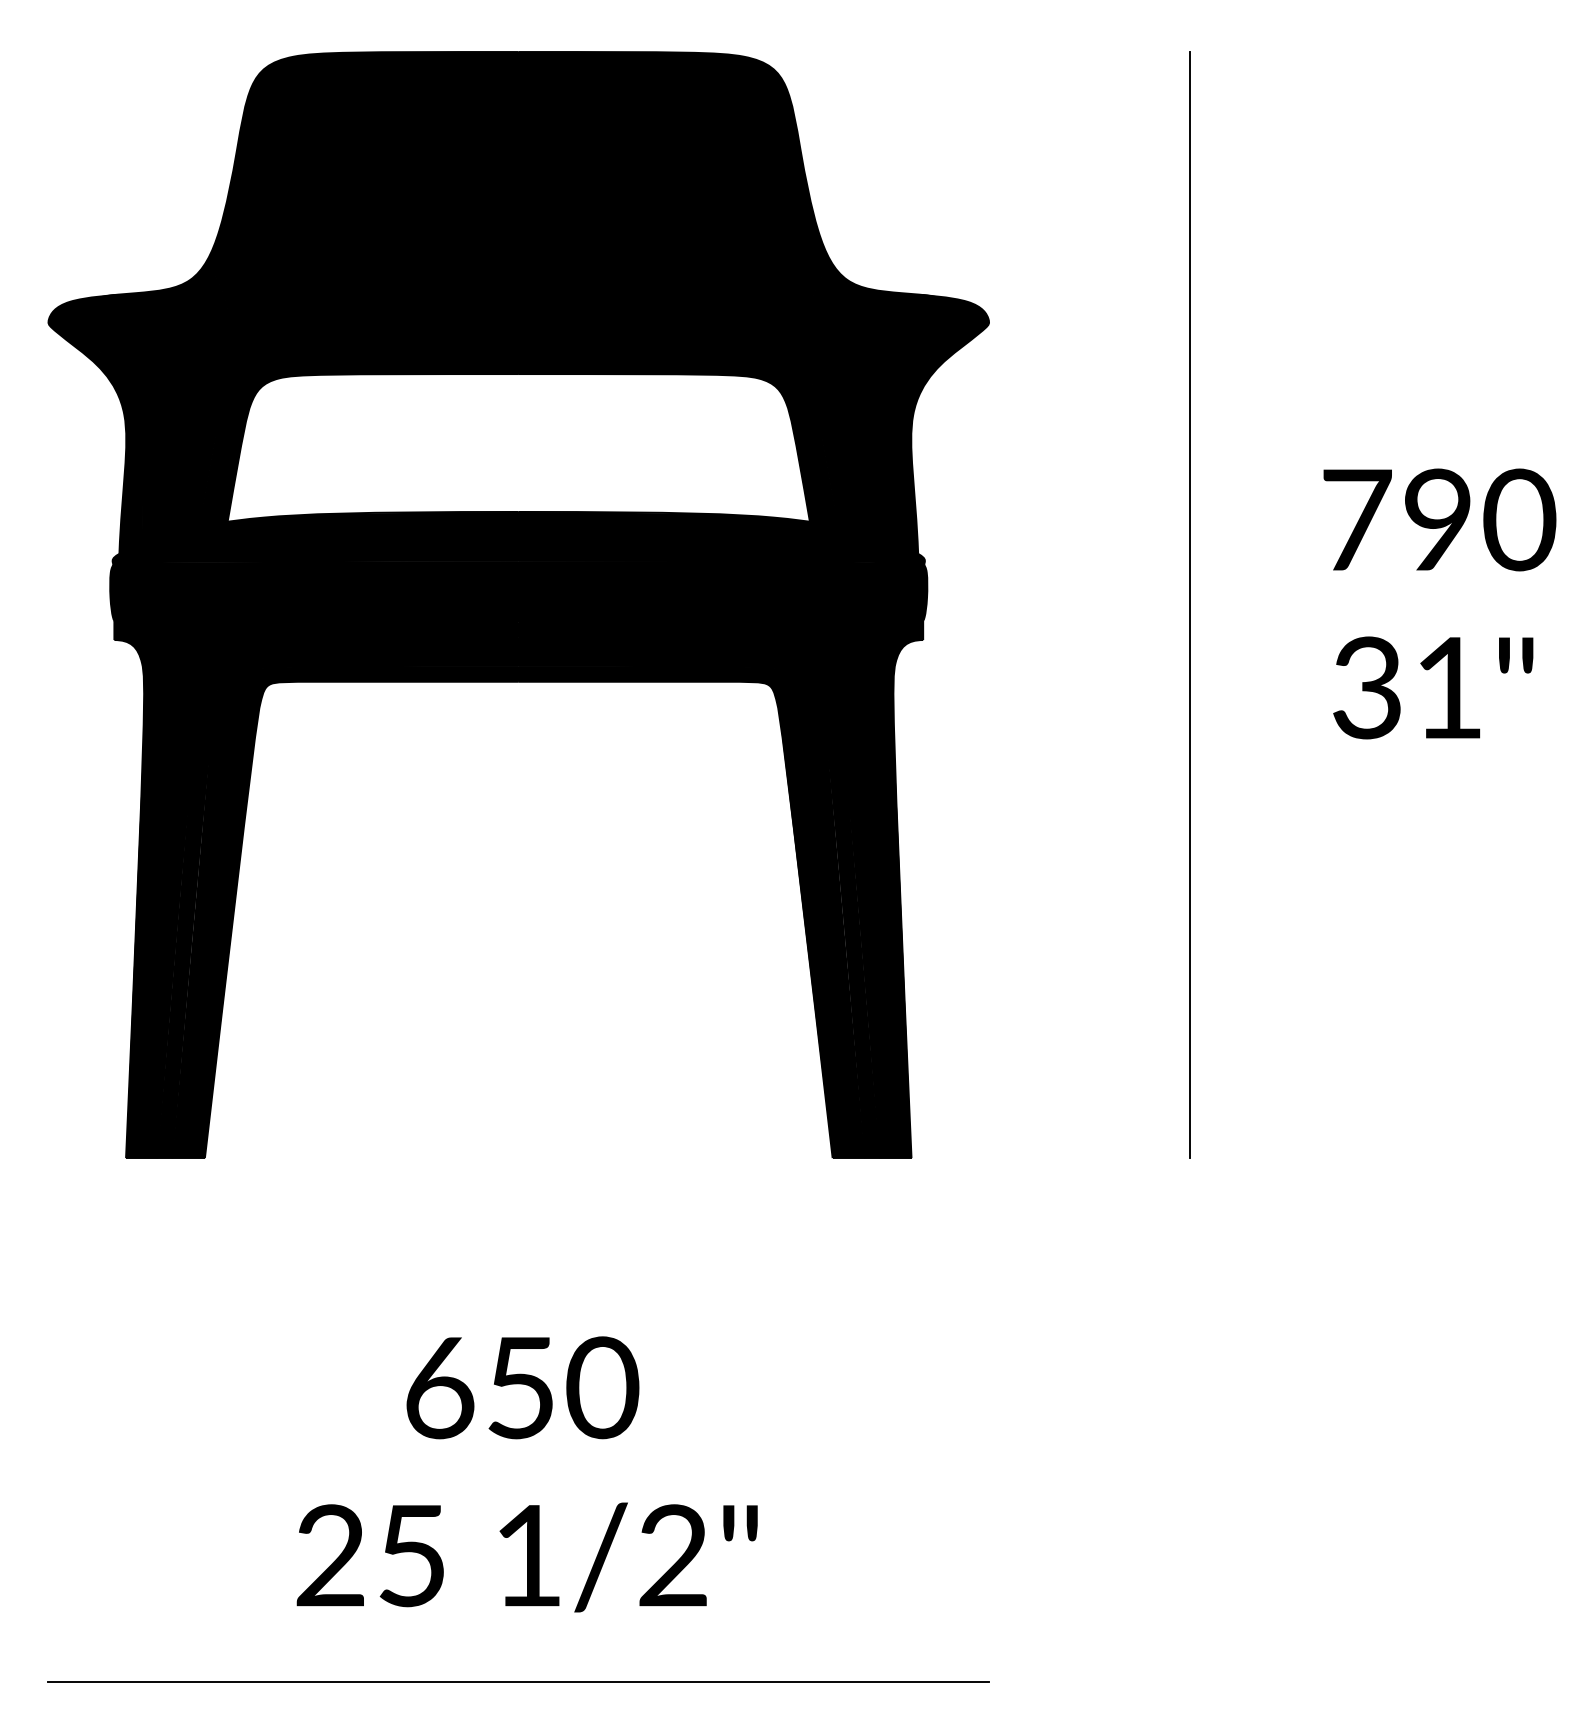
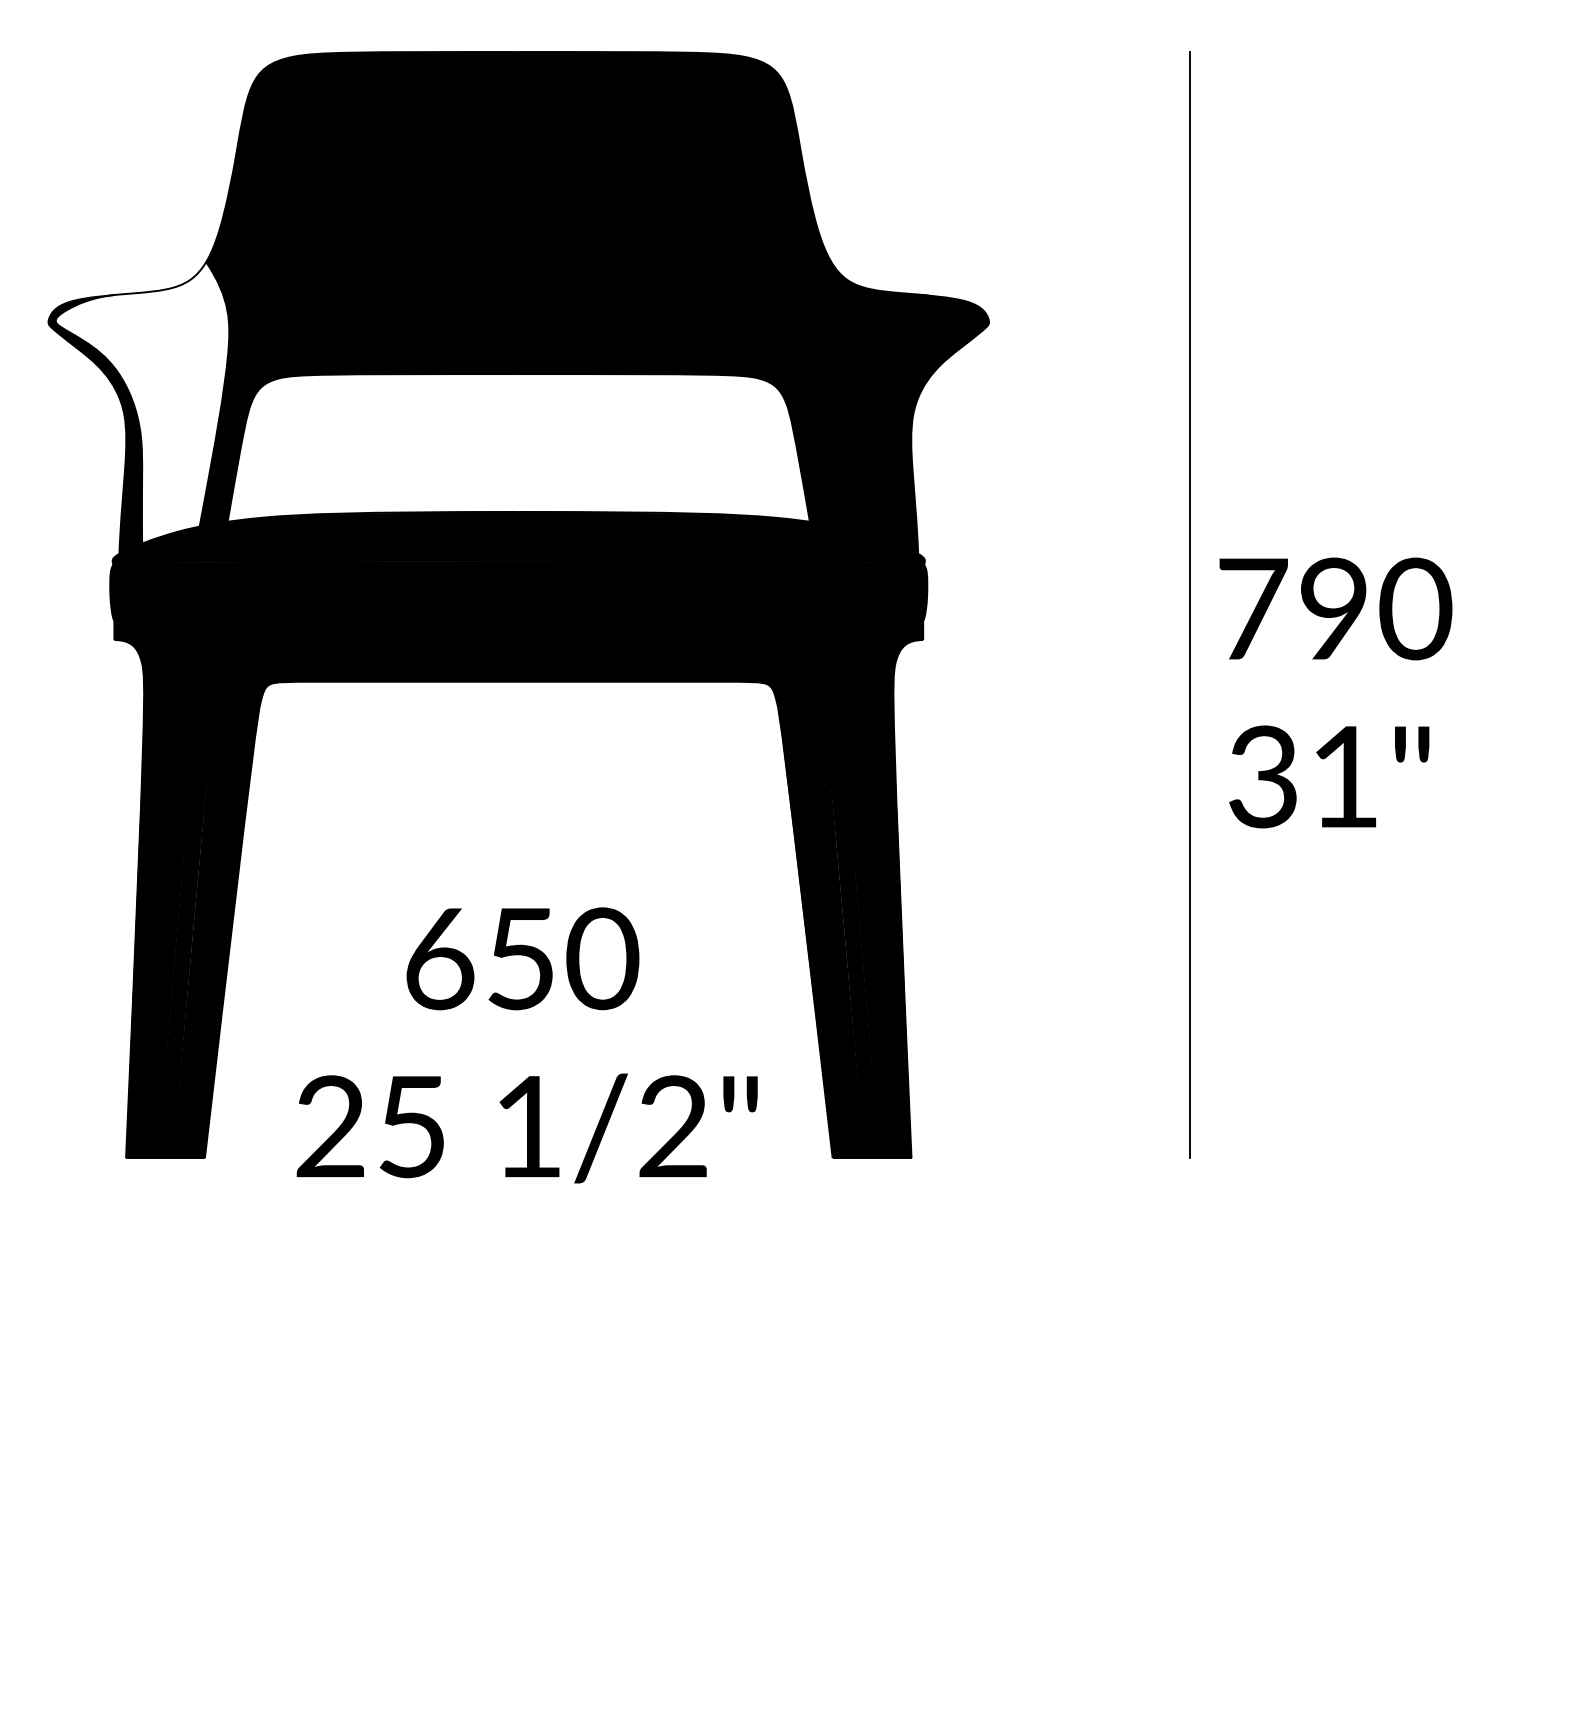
fill: present -> none (142, 402)
text position: (1439, 603) -> (1335, 692) (1335, 692)
text position: (526, 1474) -> (526, 1045) (526, 1045)
line: present -> none (518, 1681)
